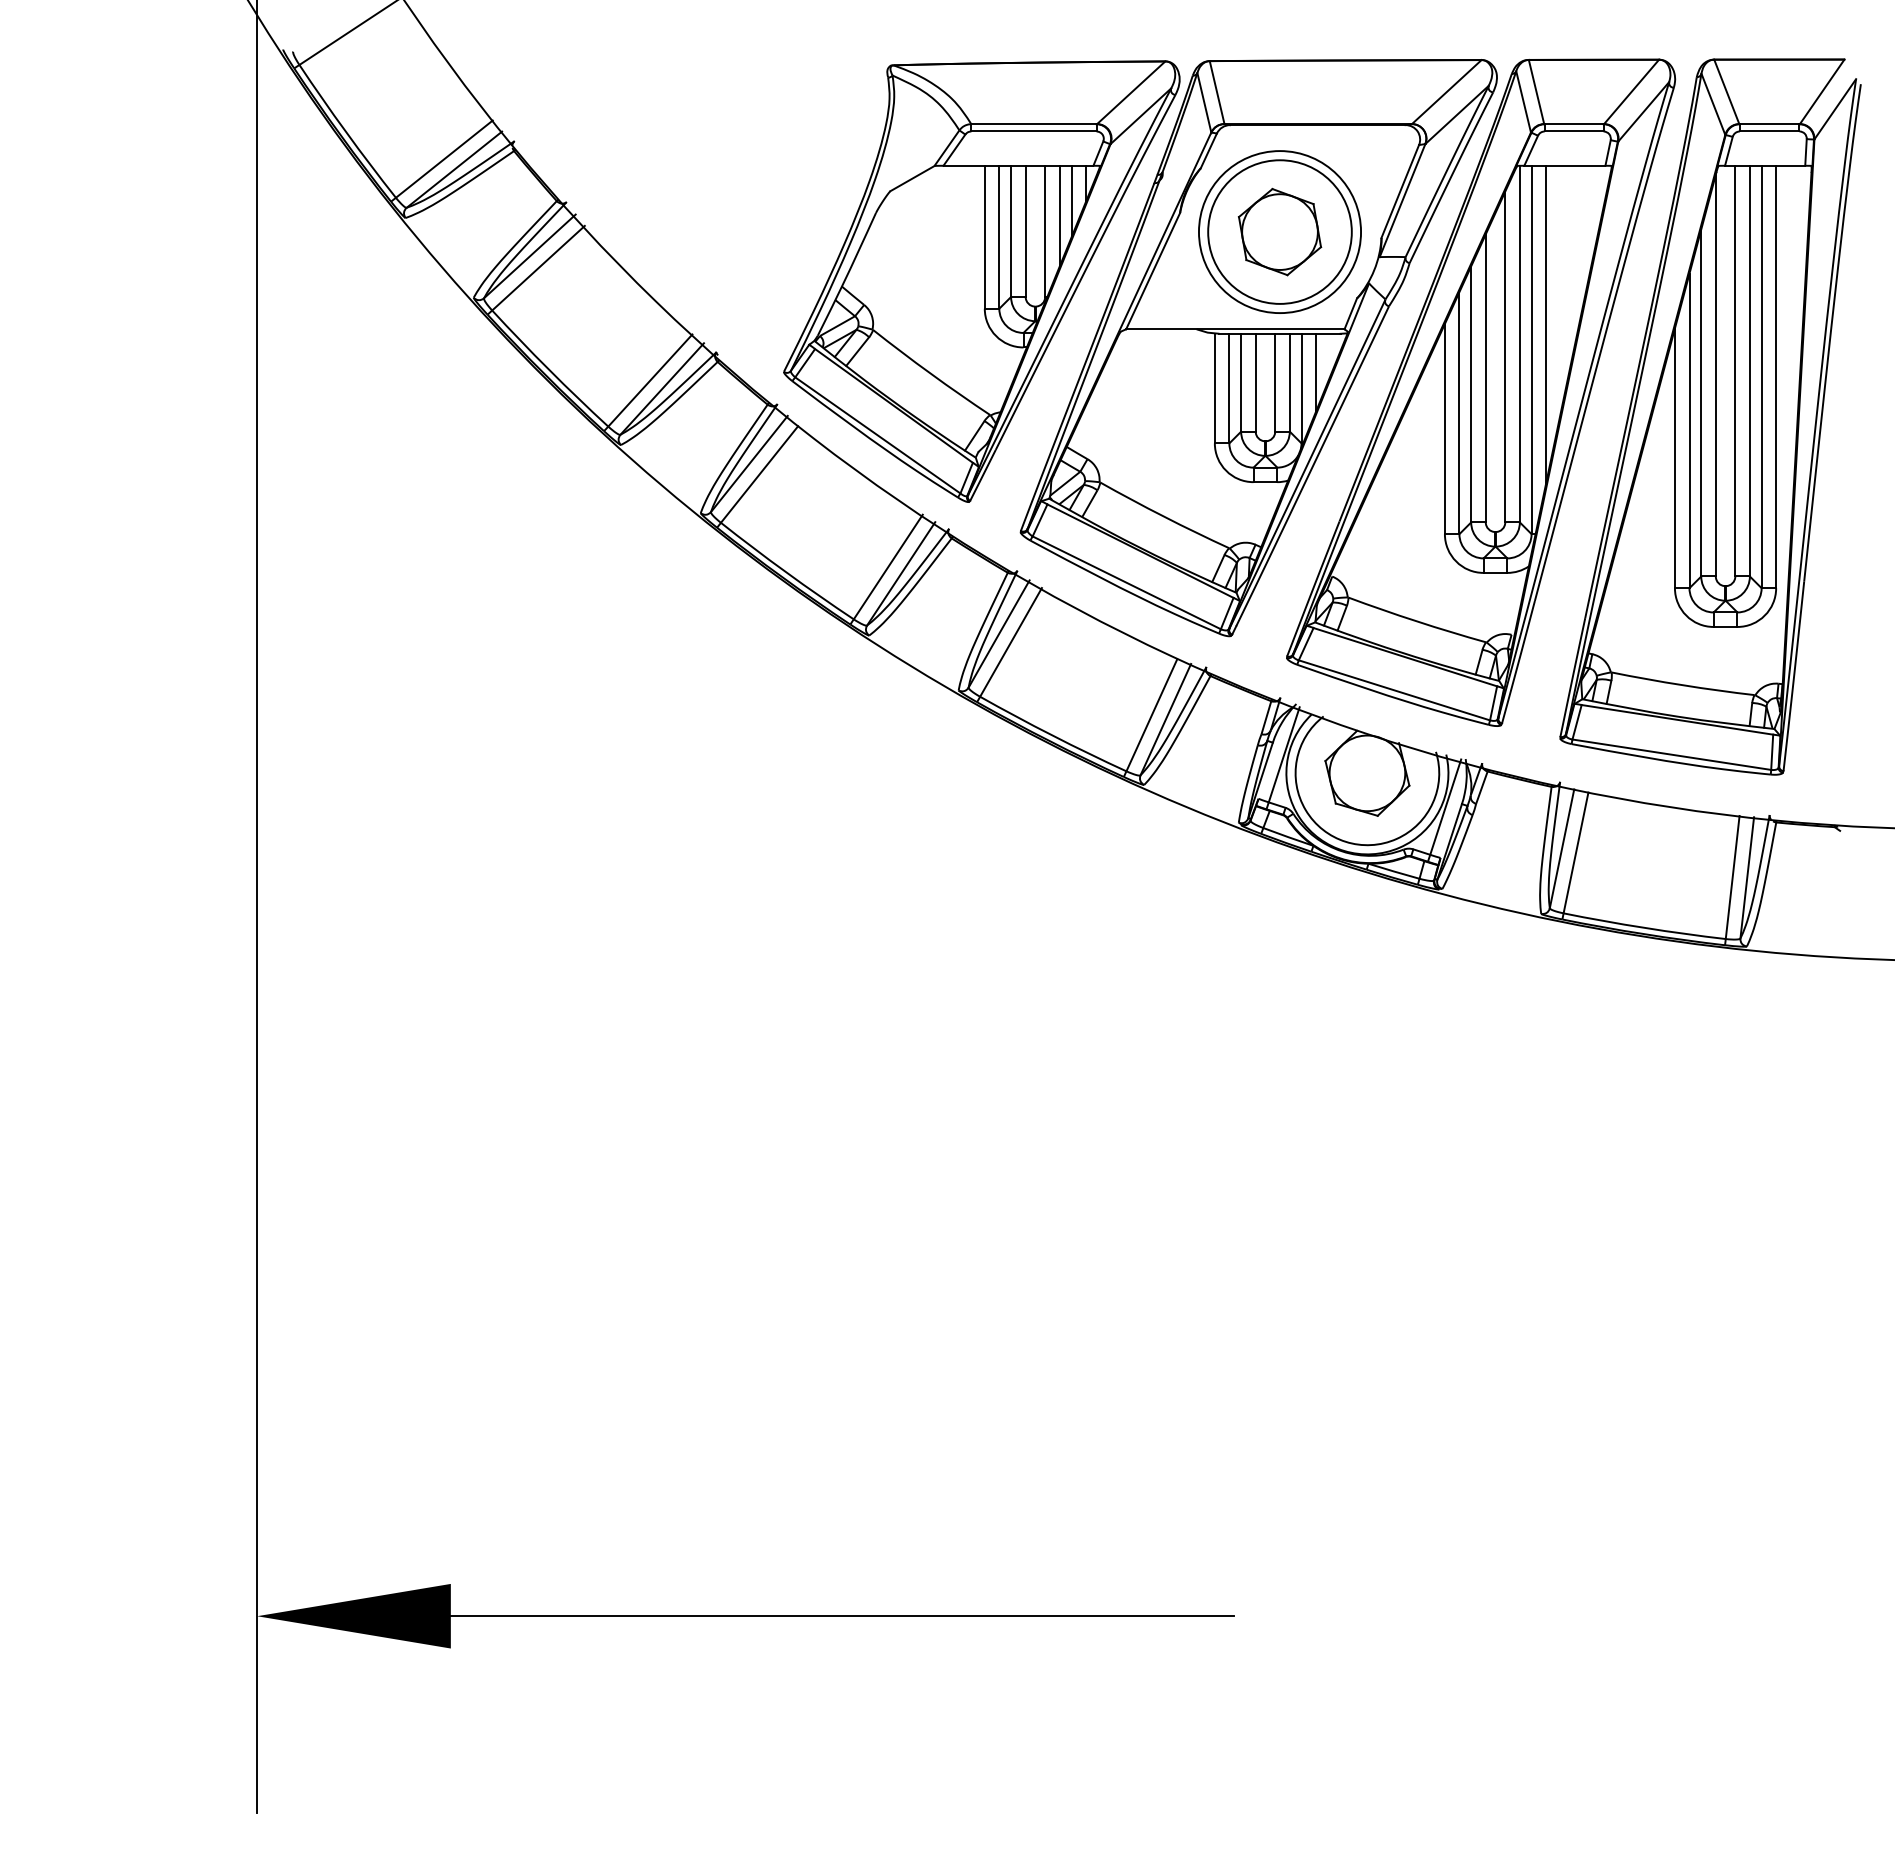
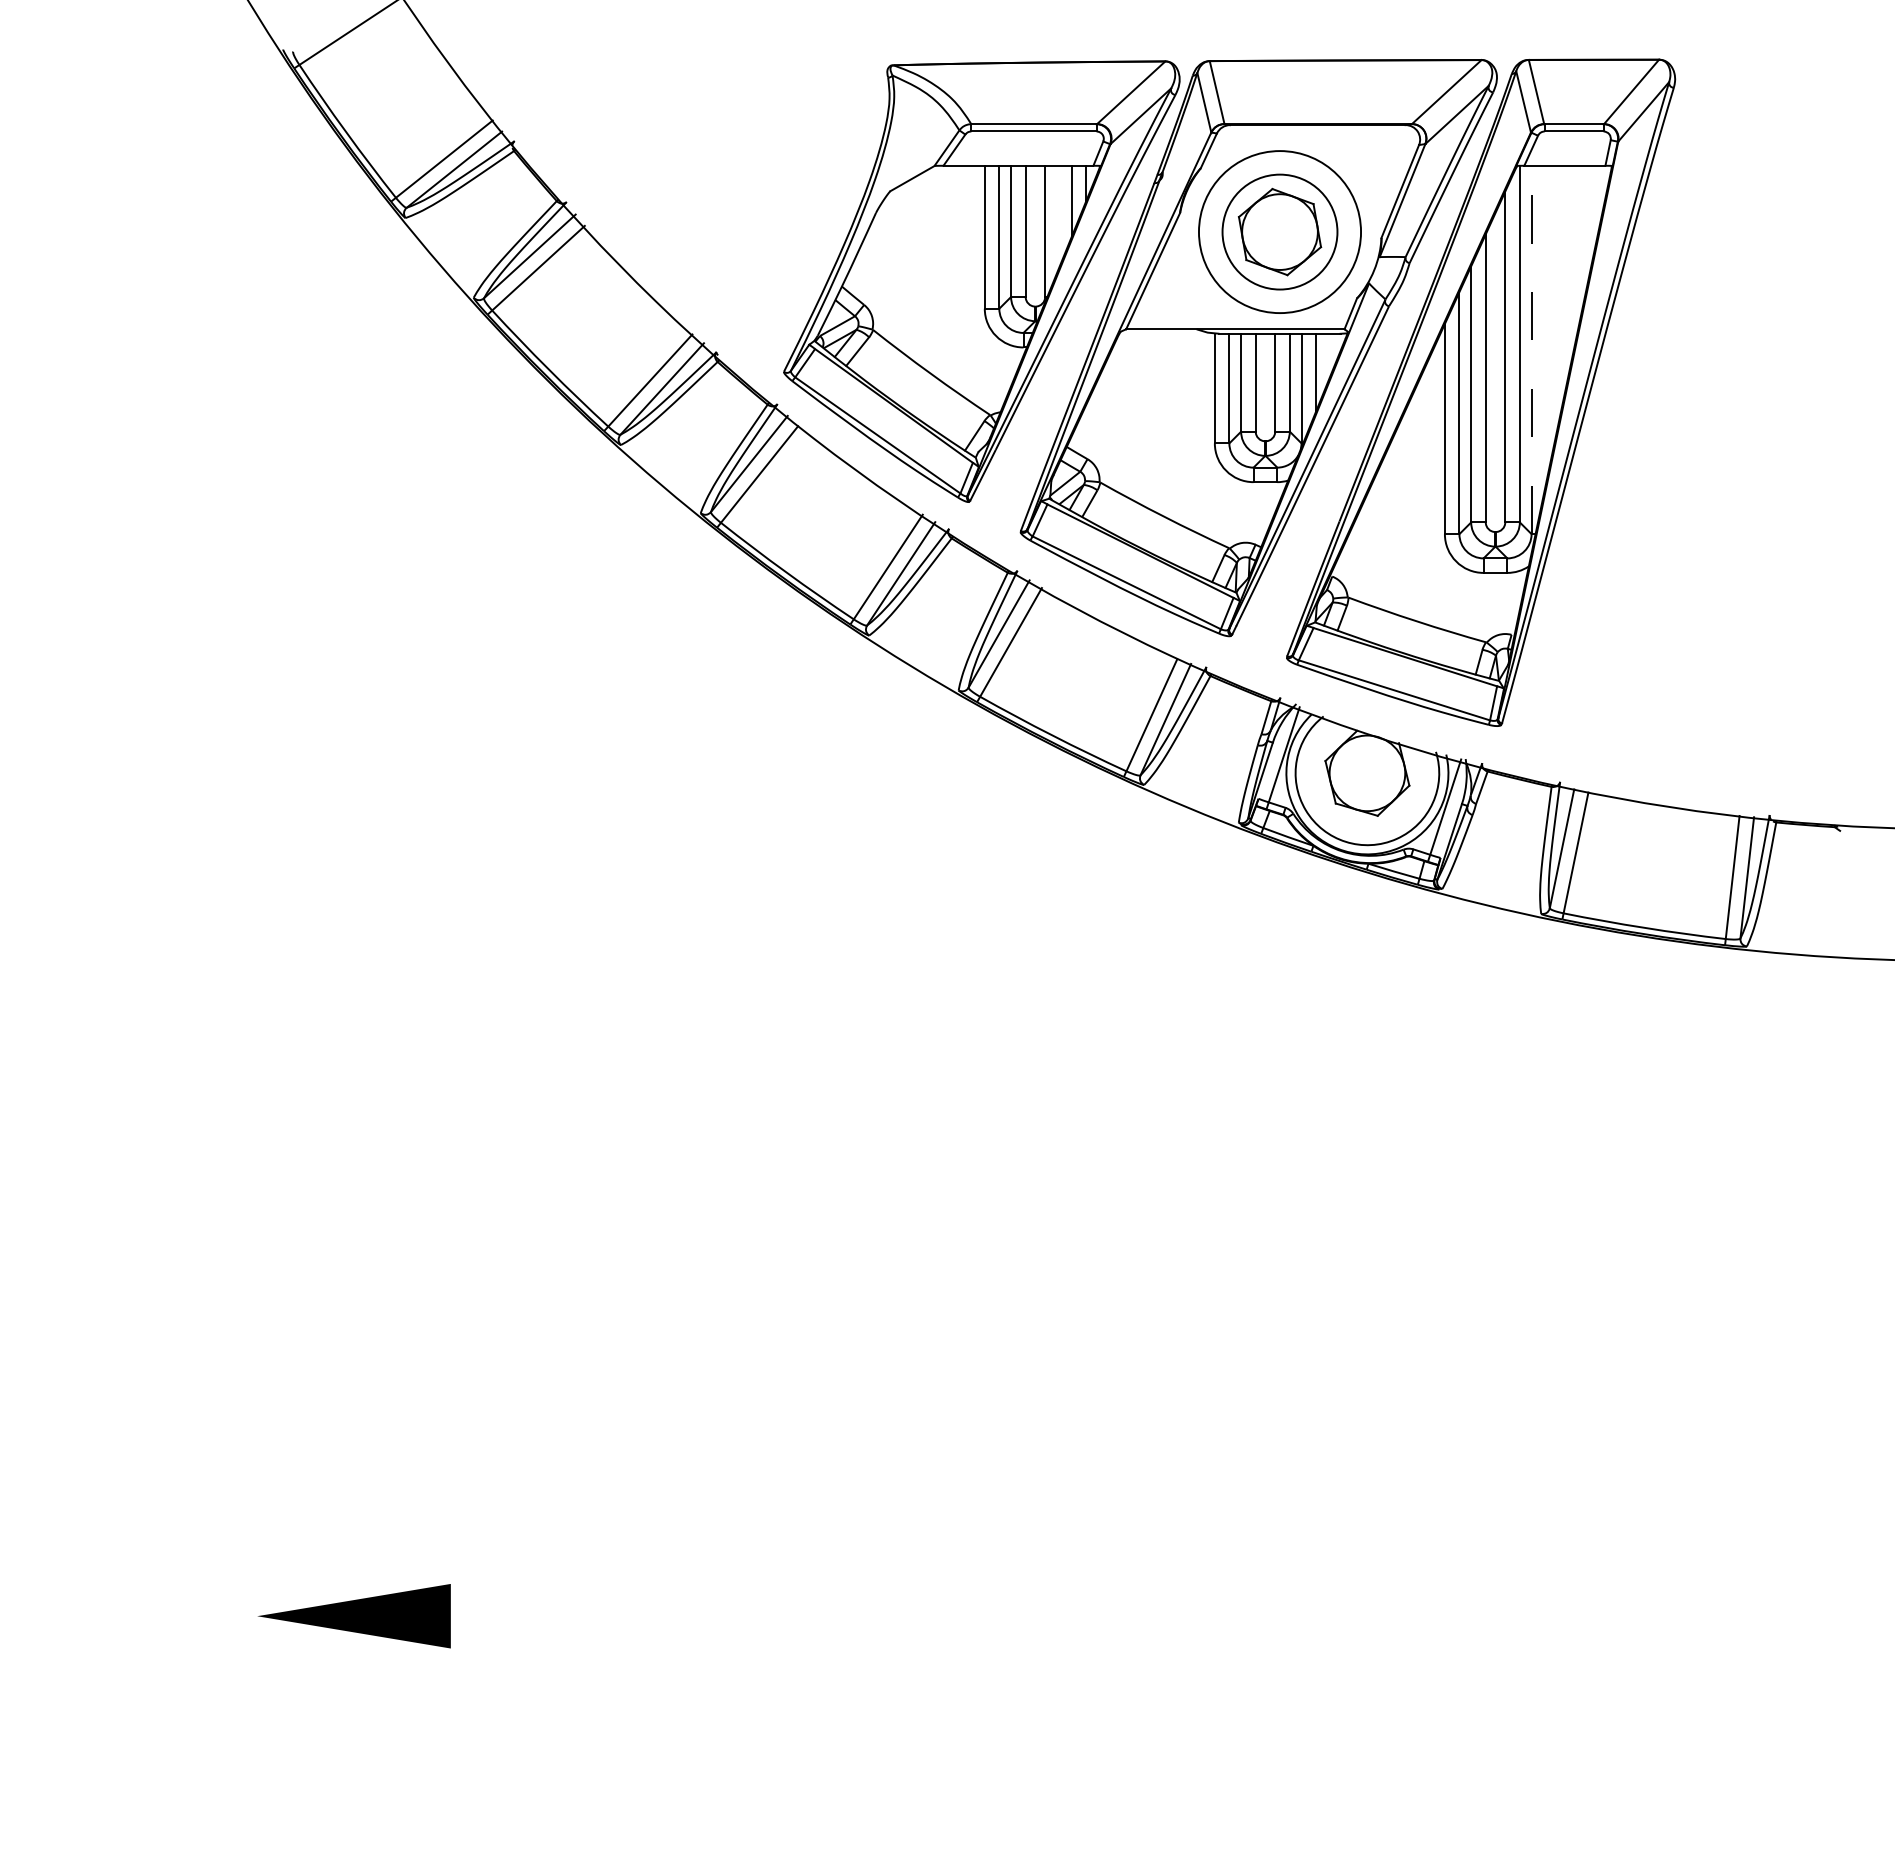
line: present -> none (1059, 215)
circle diameter: 144 px -> 115 px (1279, 231)
line: present -> none (1546, 324)
line: solid -> dashed (1531, 349)
part: present -> none (1710, 416)
line: present -> none (257, 907)
line: present -> none (841, 1616)
